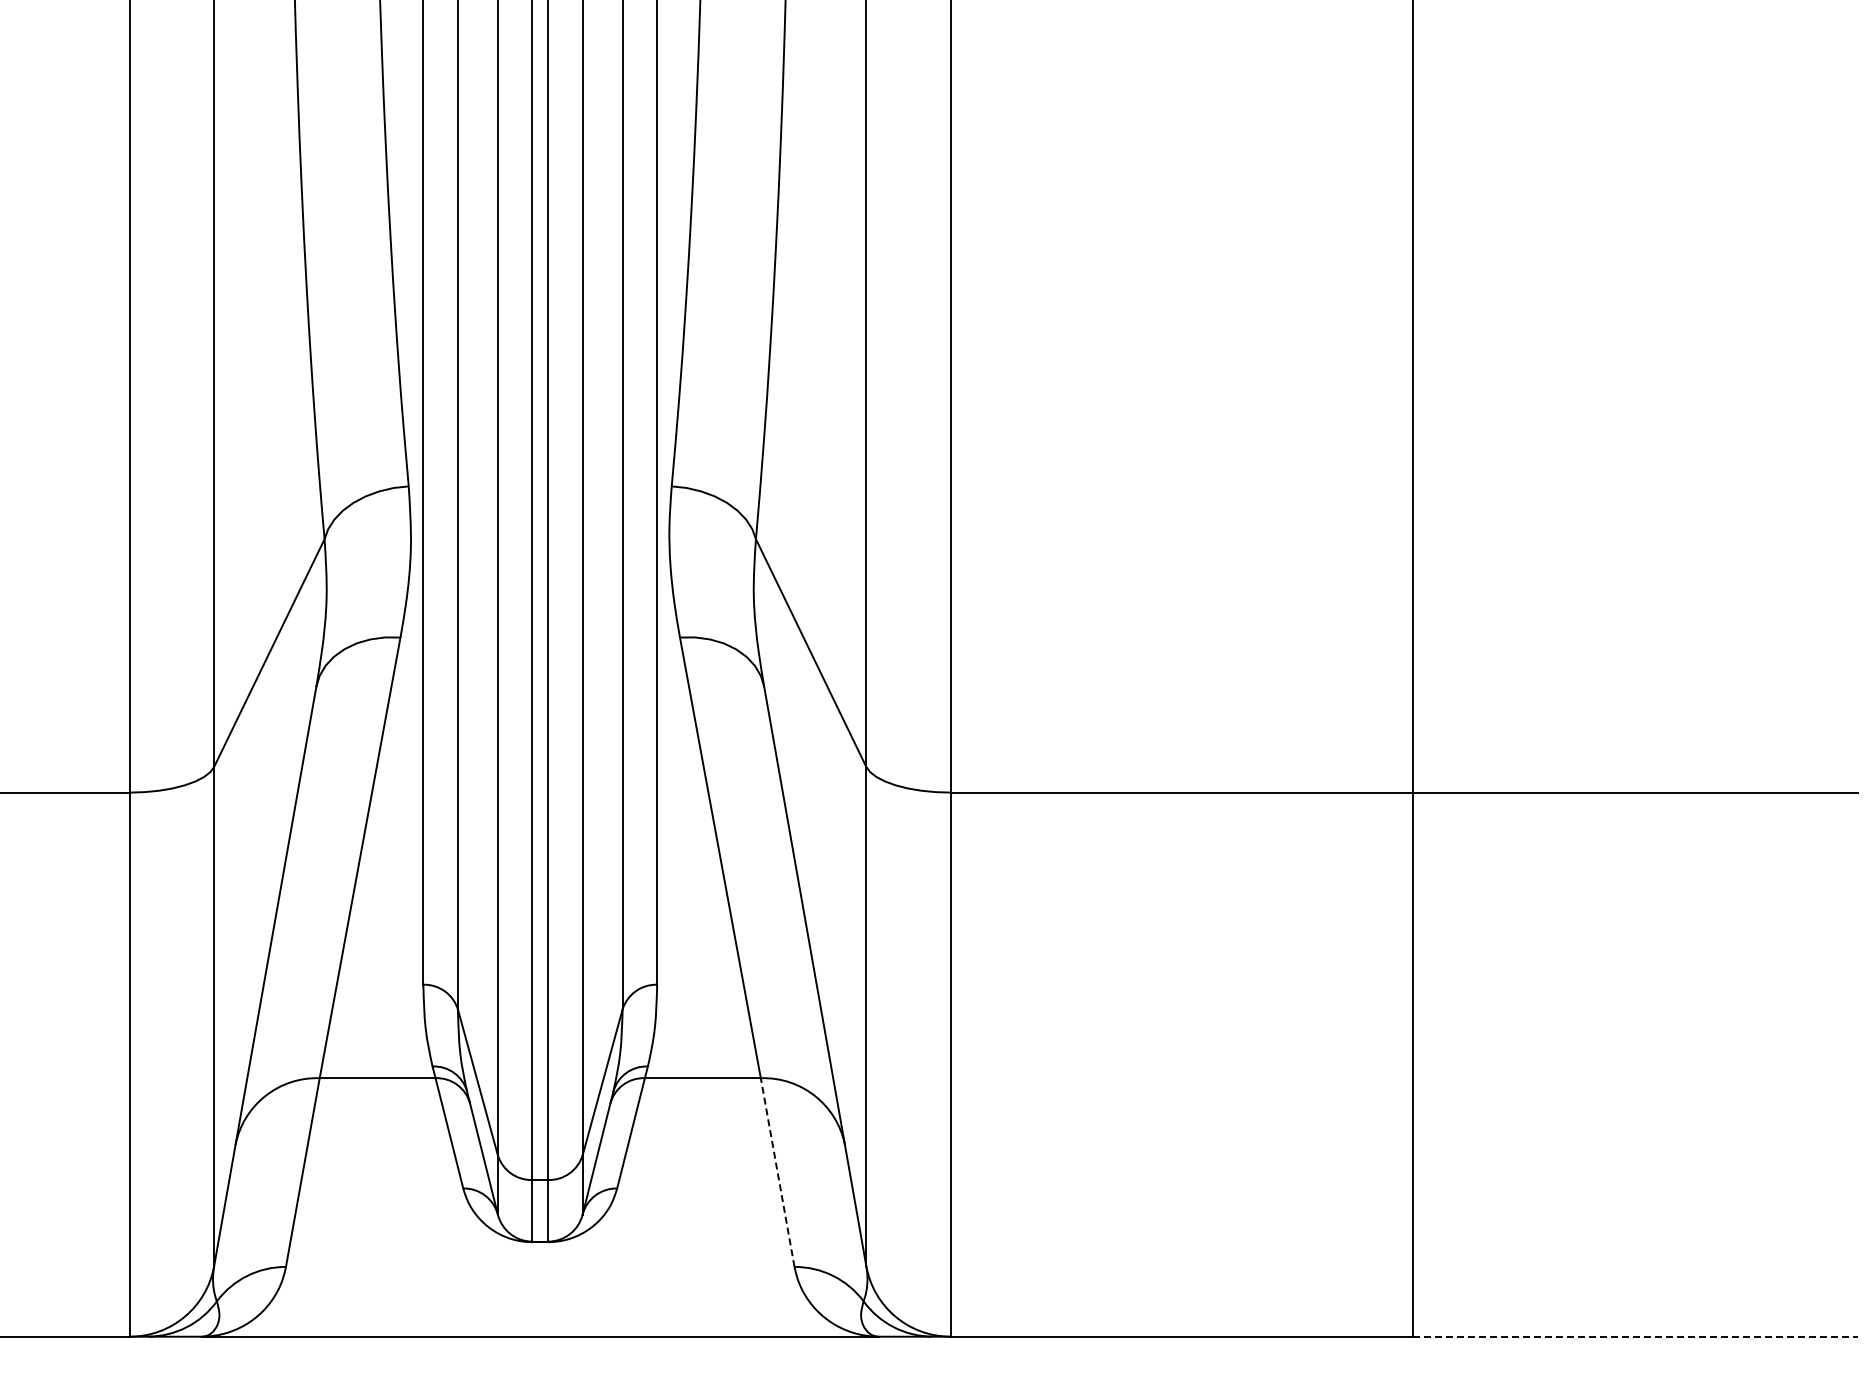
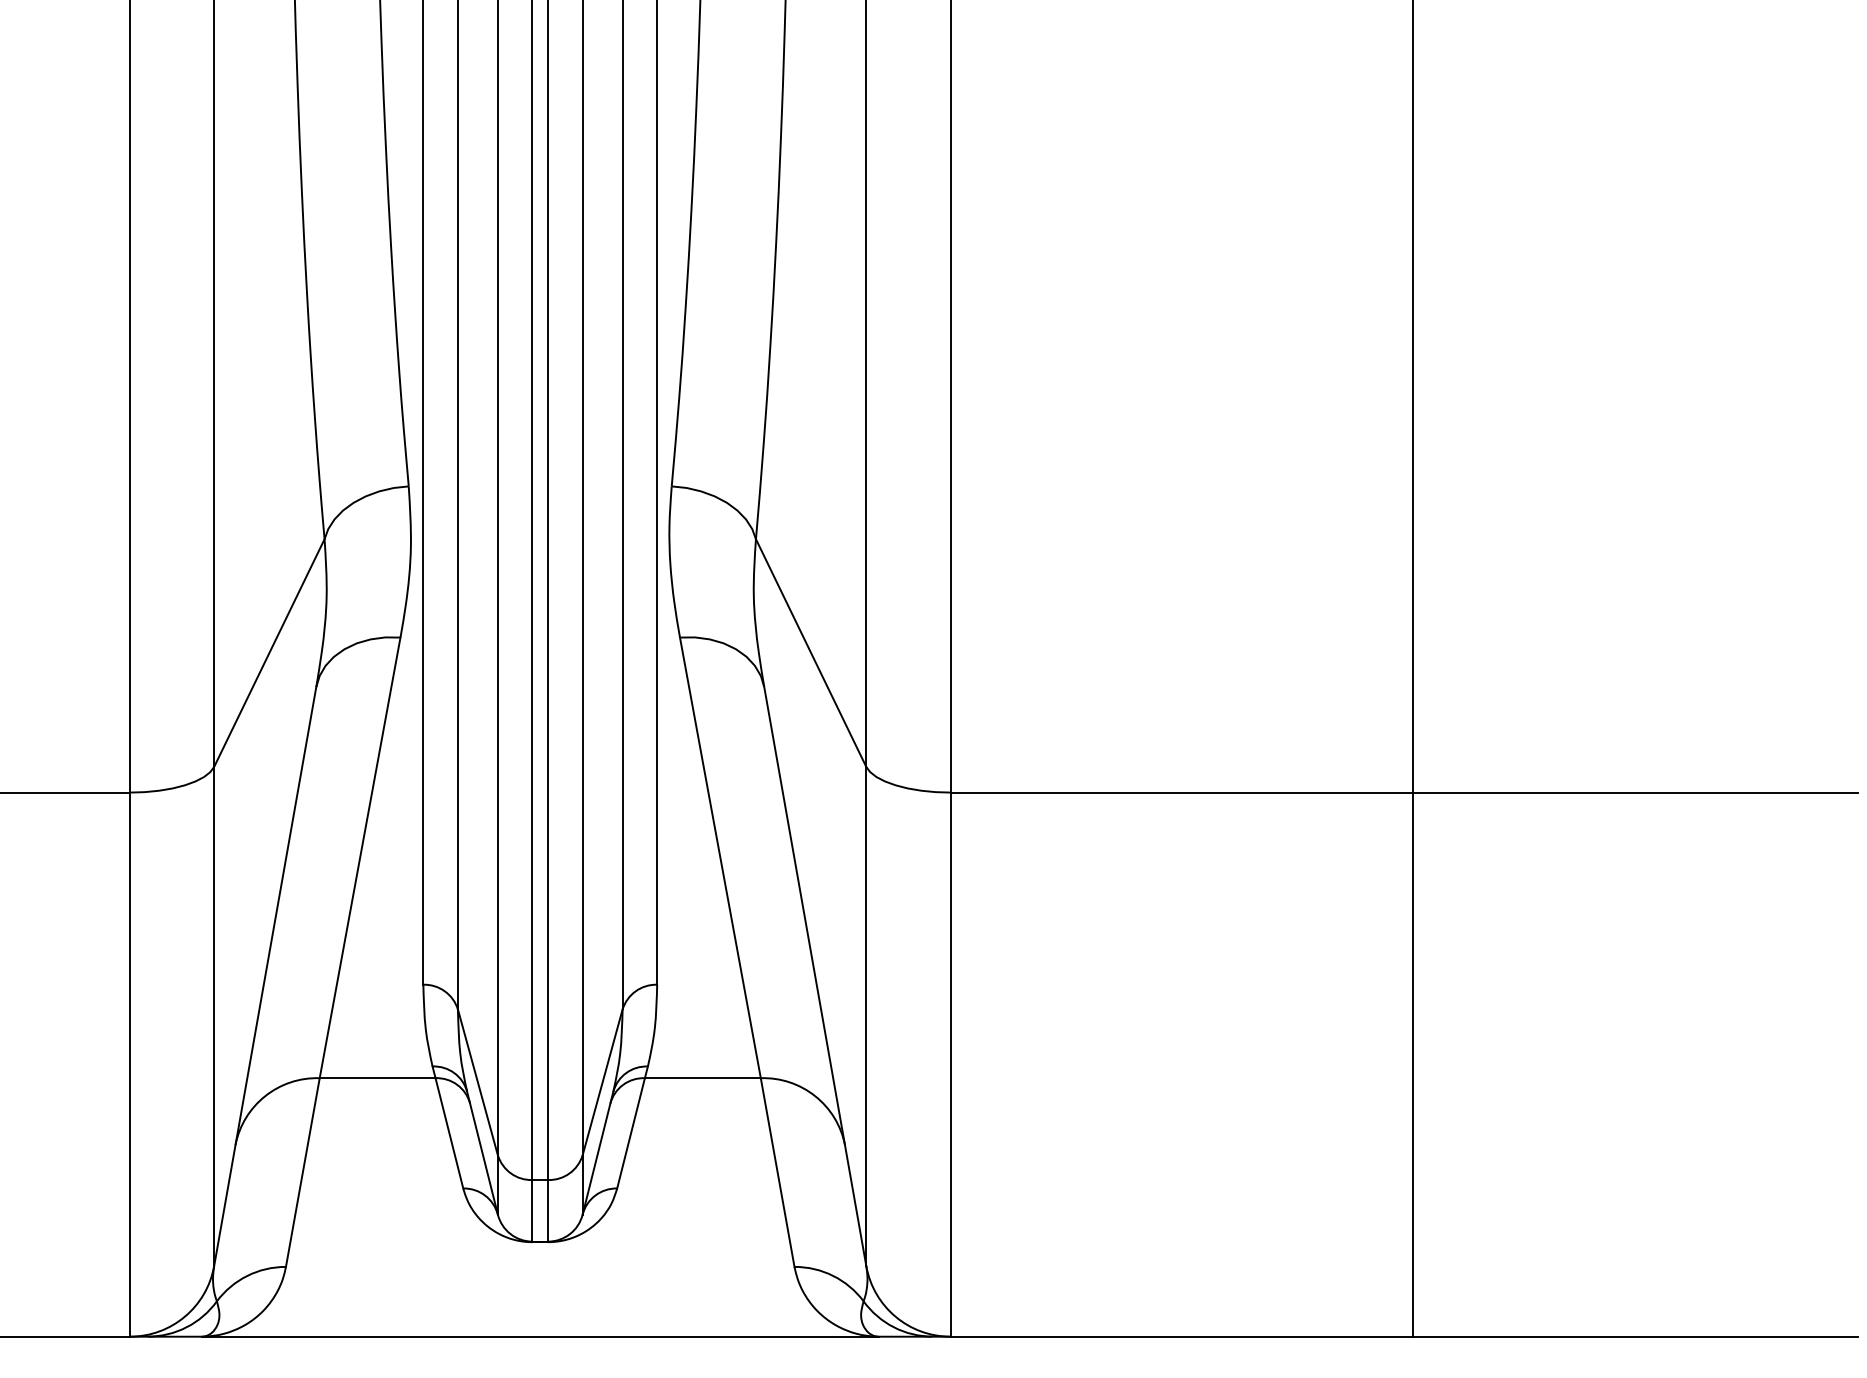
line: dashed -> solid (777, 1172)
line: dashed -> solid (1636, 1336)
